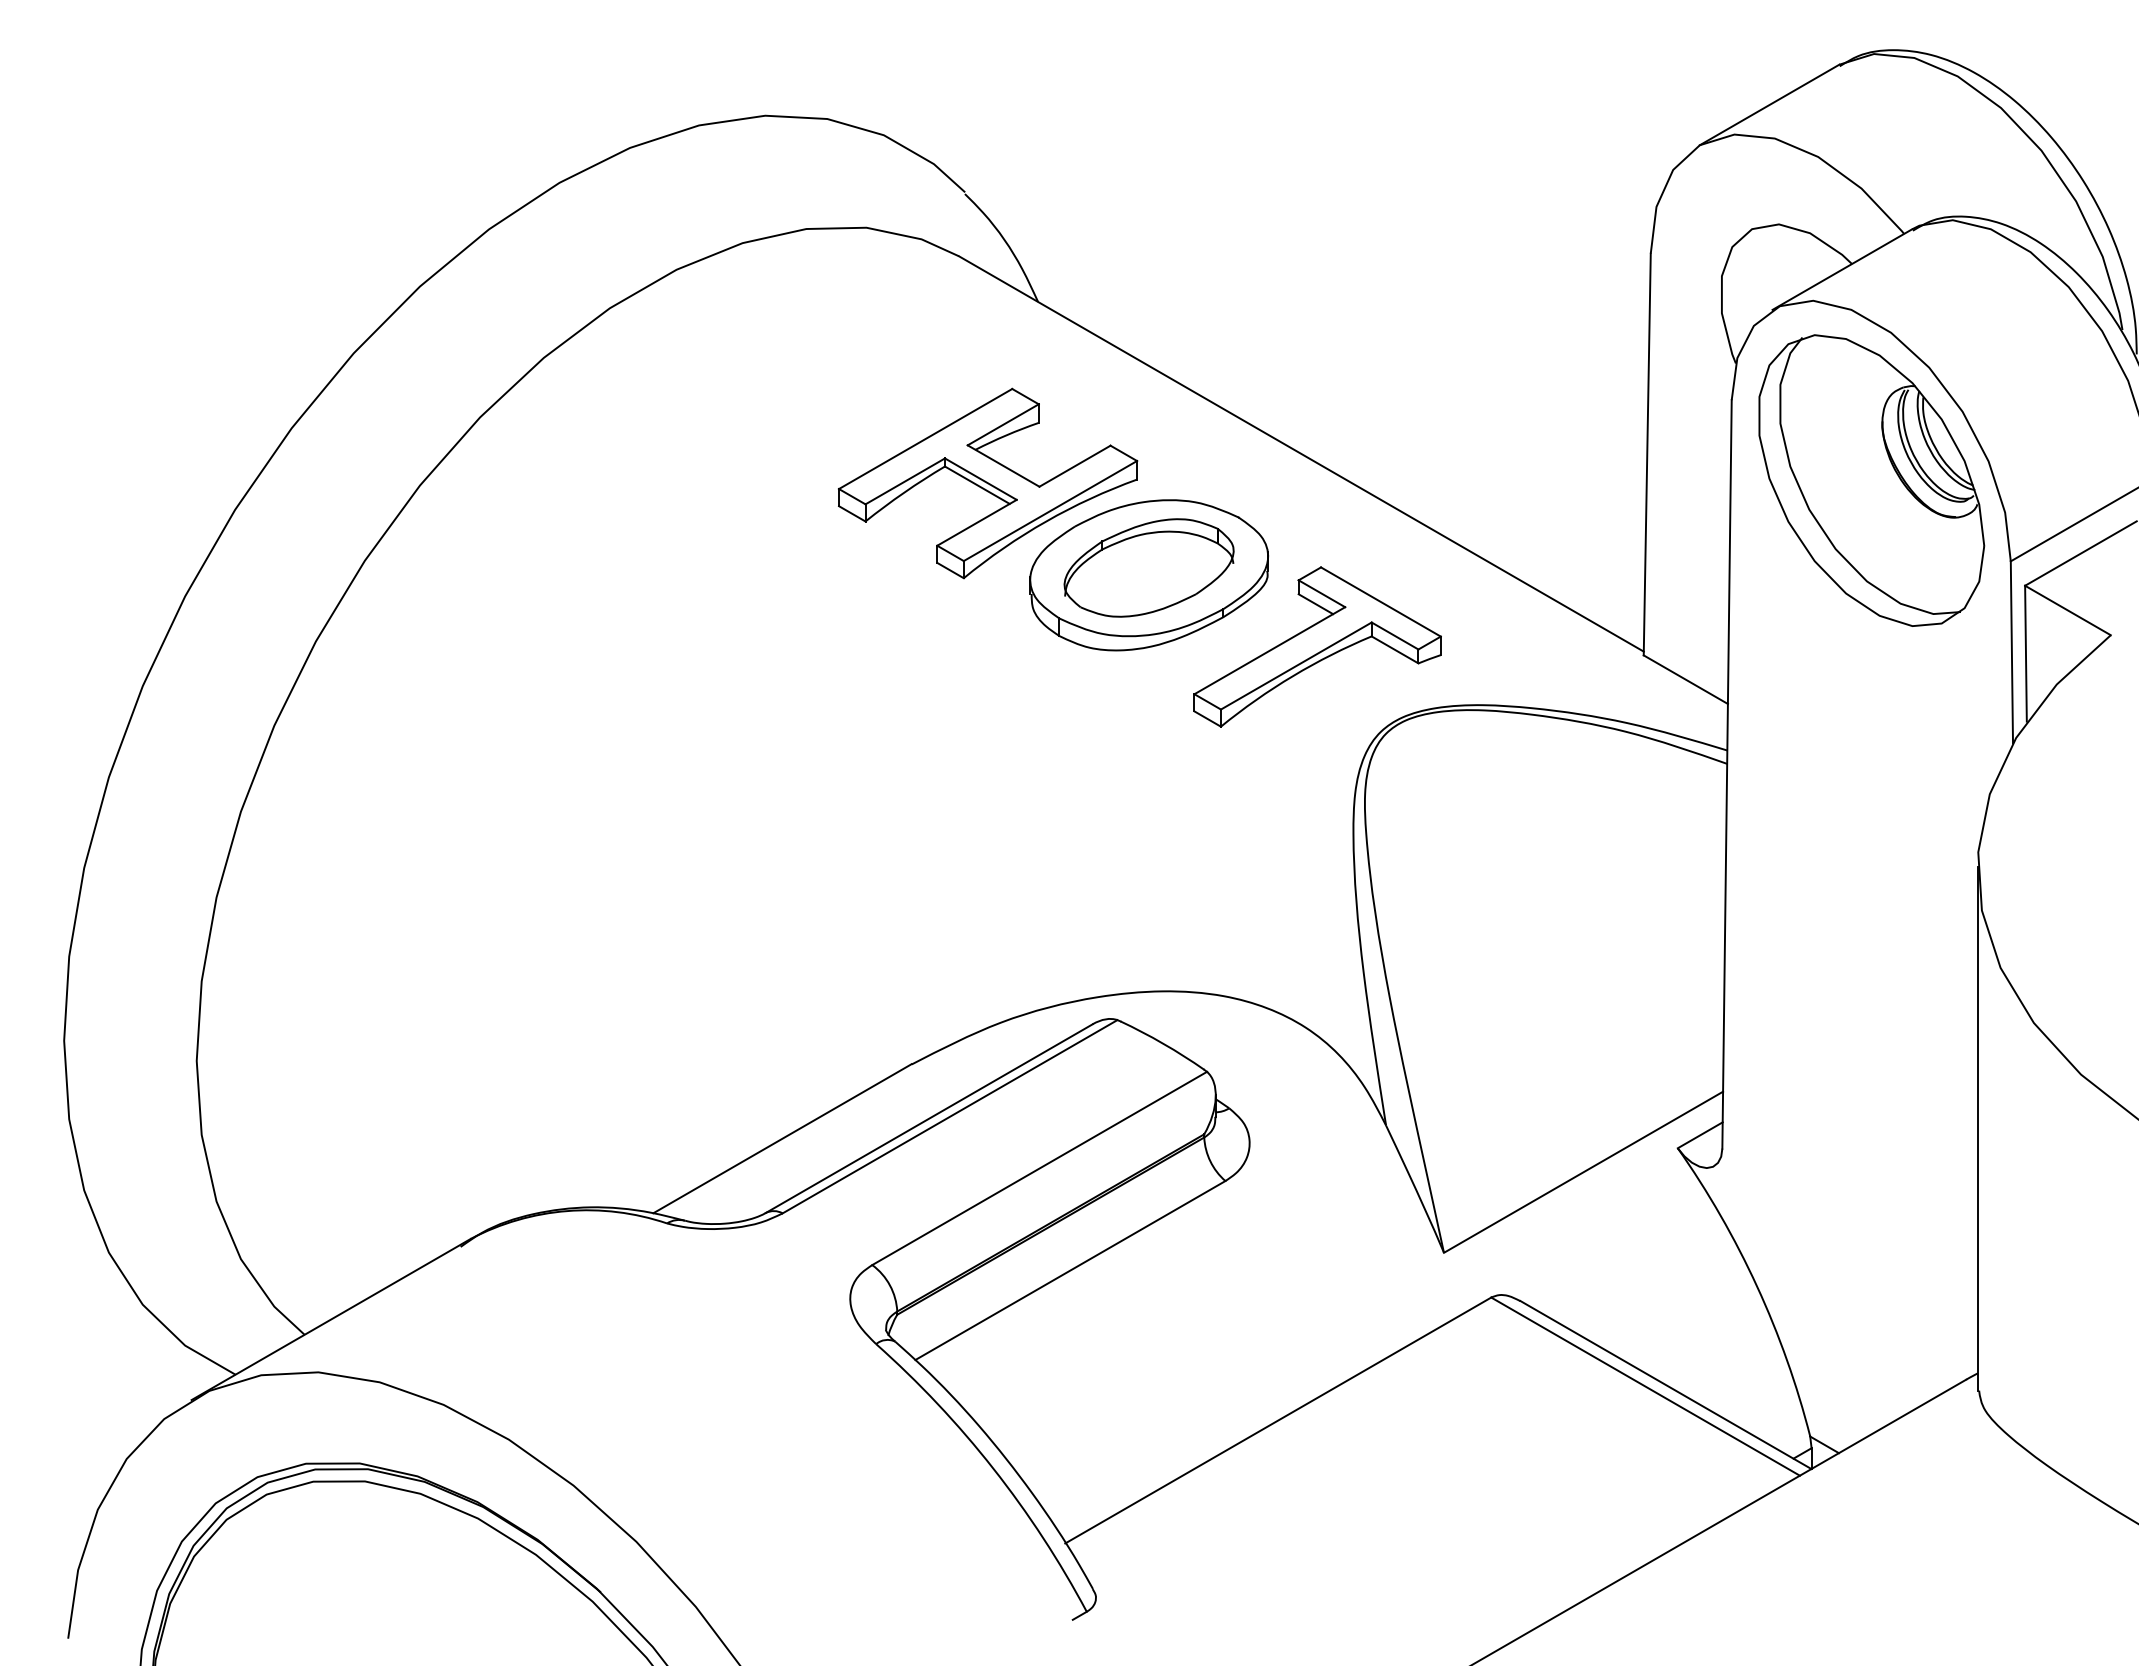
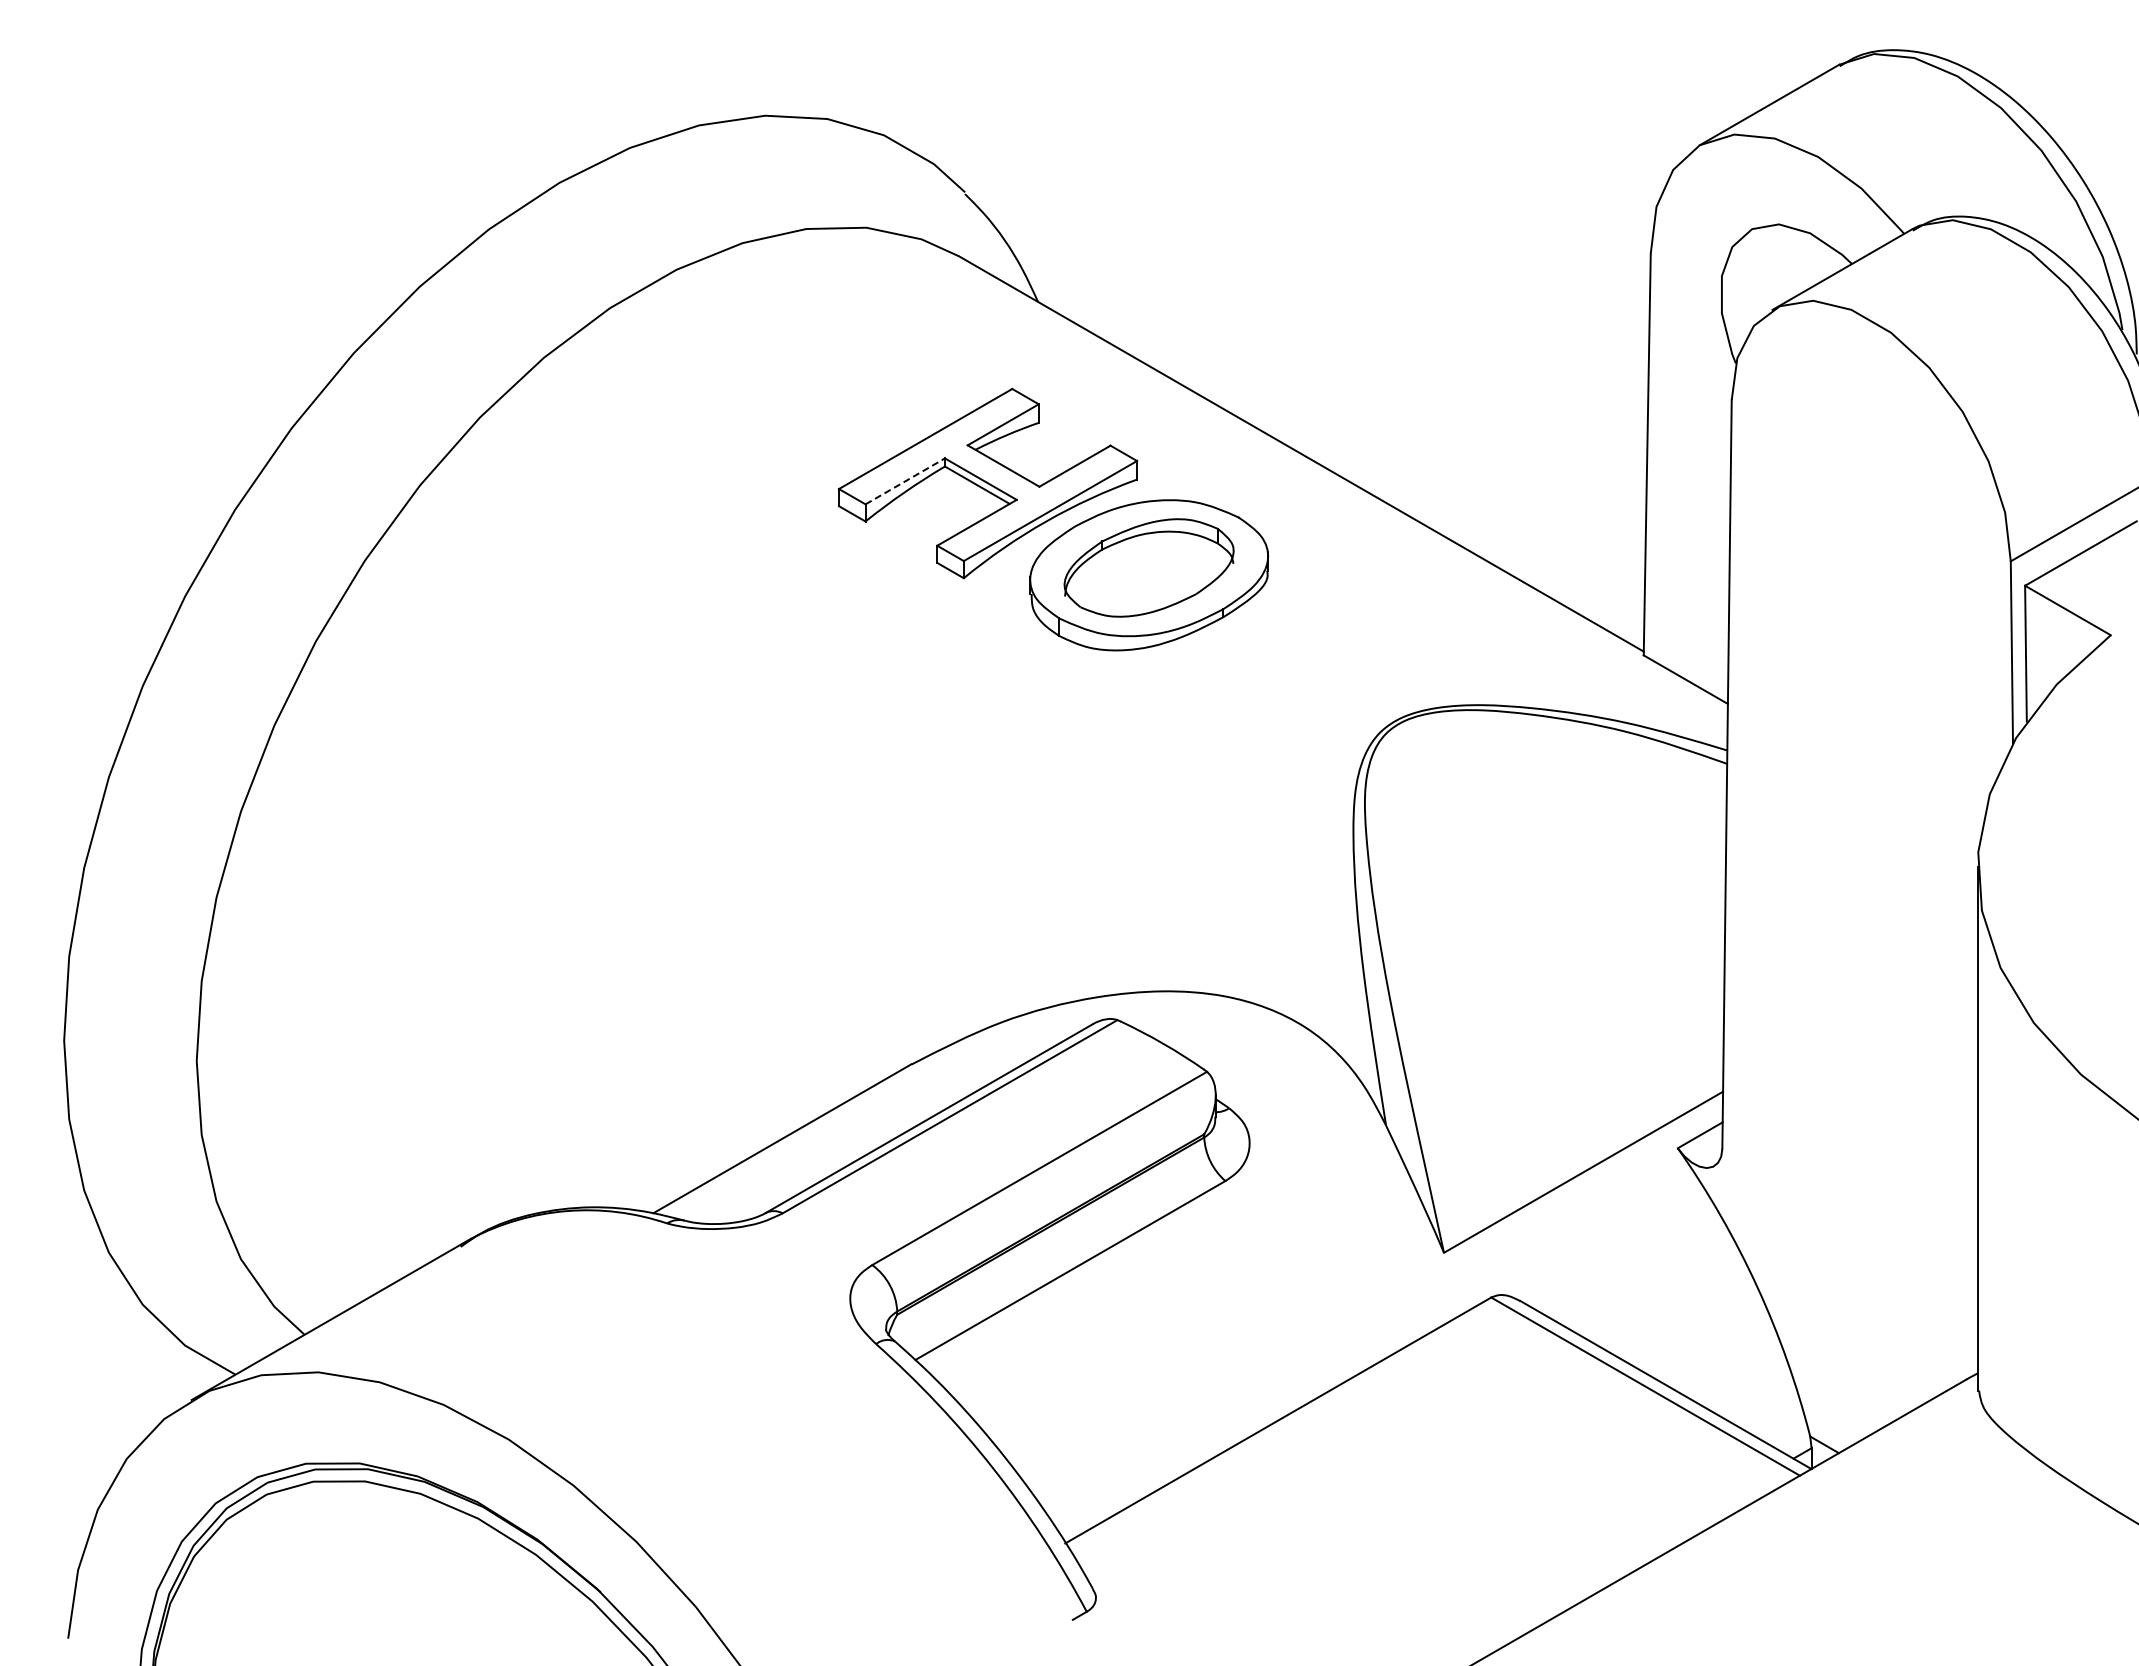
part: present -> none (1871, 480)
line: solid -> dashed (905, 481)
part: present -> none (1317, 646)
